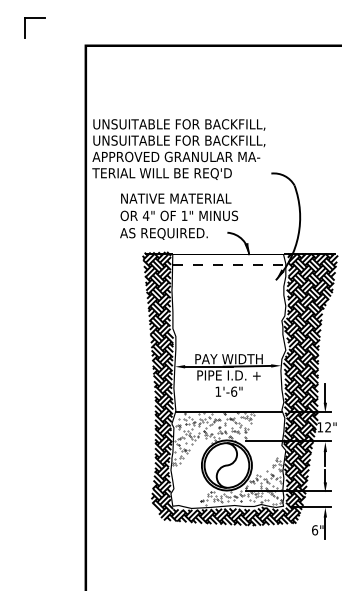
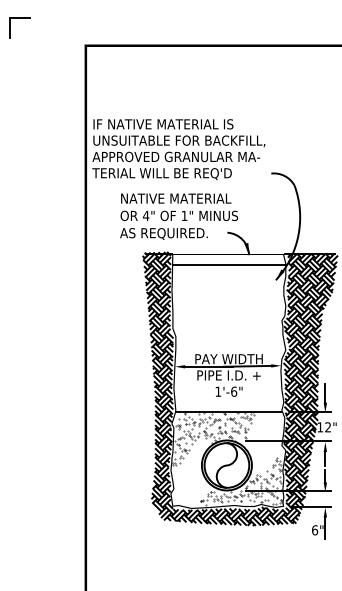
part position: (34, 18) -> (19, 18) (19, 18)
text: UNSUITABLE FOR BACKFILL, -> IF NATIVE MATERIAL IS (179, 124)
line: dashed -> solid (229, 264)
